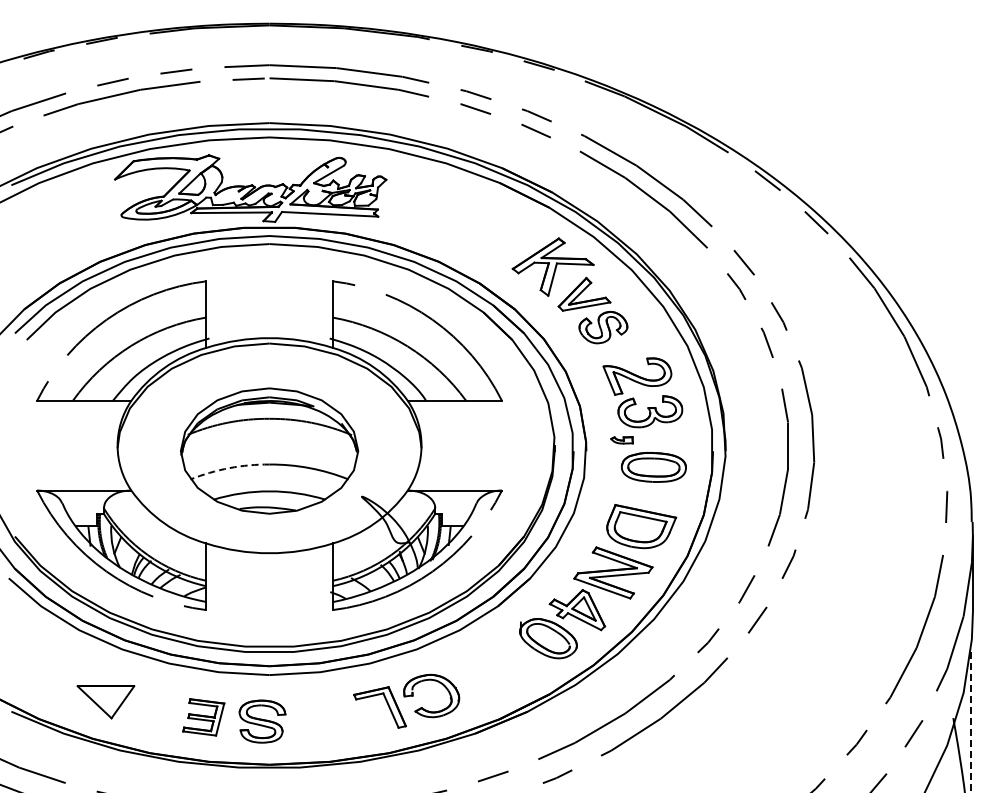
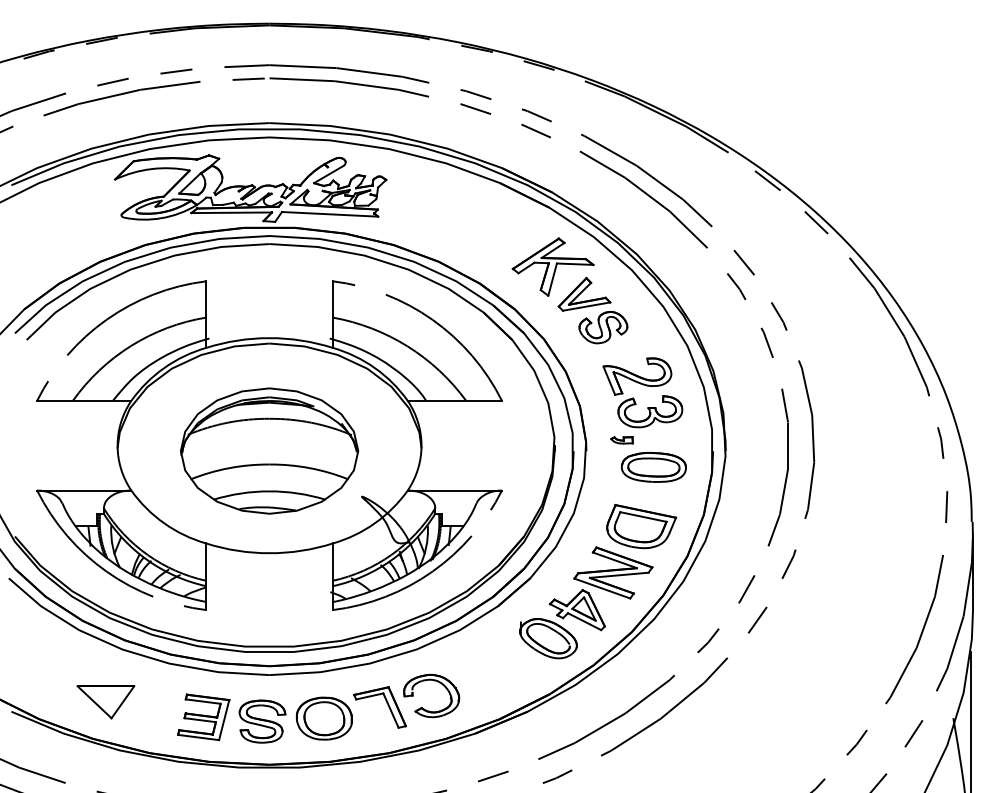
arc: dashed -> solid (229, 468)
part size: 44x39 px -> 54x49 px (203, 717)
part: none -> present (323, 718)
line: dashed -> solid (970, 722)
